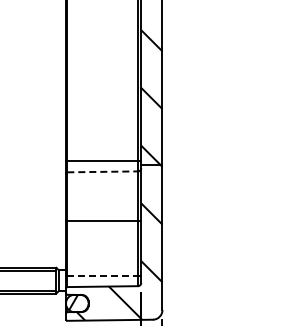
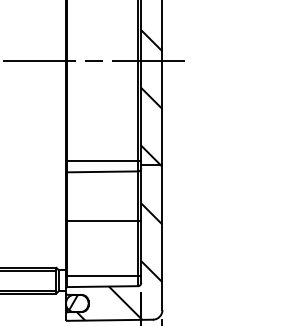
line: none -> present (93, 60)
line: dashed -> solid (103, 171)
line: dashed -> solid (103, 276)
